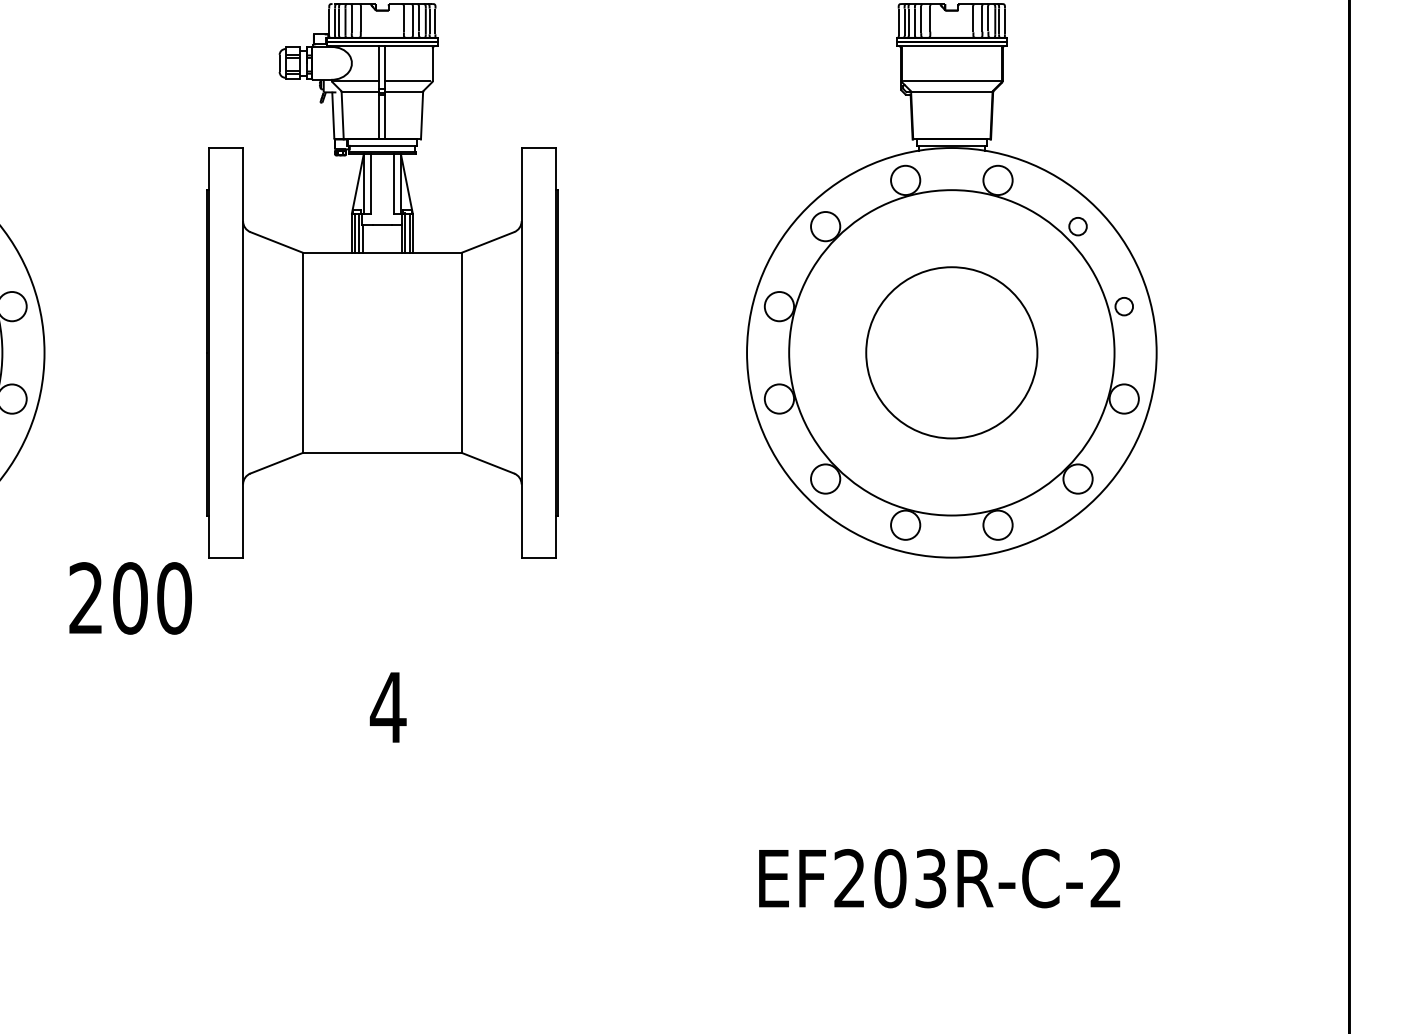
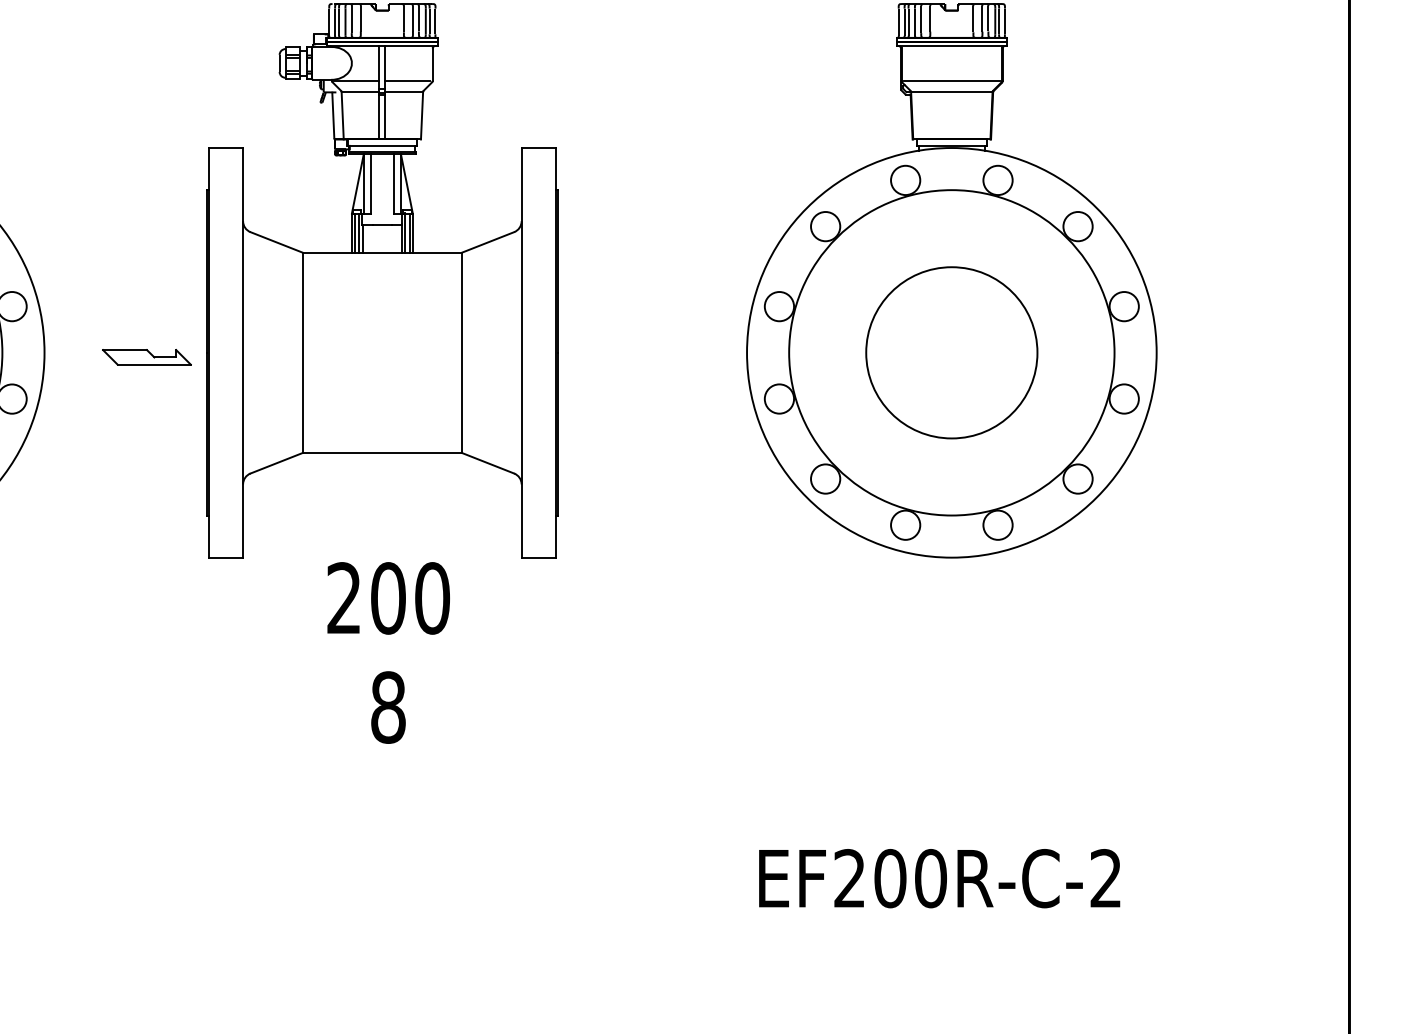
circle diameter: 18 px -> 29 px (1077, 226)
circle diameter: 18 px -> 29 px (1123, 306)
part: none -> present (146, 357)
text position: (130, 598) -> (388, 598) (388, 598)
text: 4 -> 8 (387, 707)
text: EF203R-C-2 -> EF200R-C-2 (930, 878)
